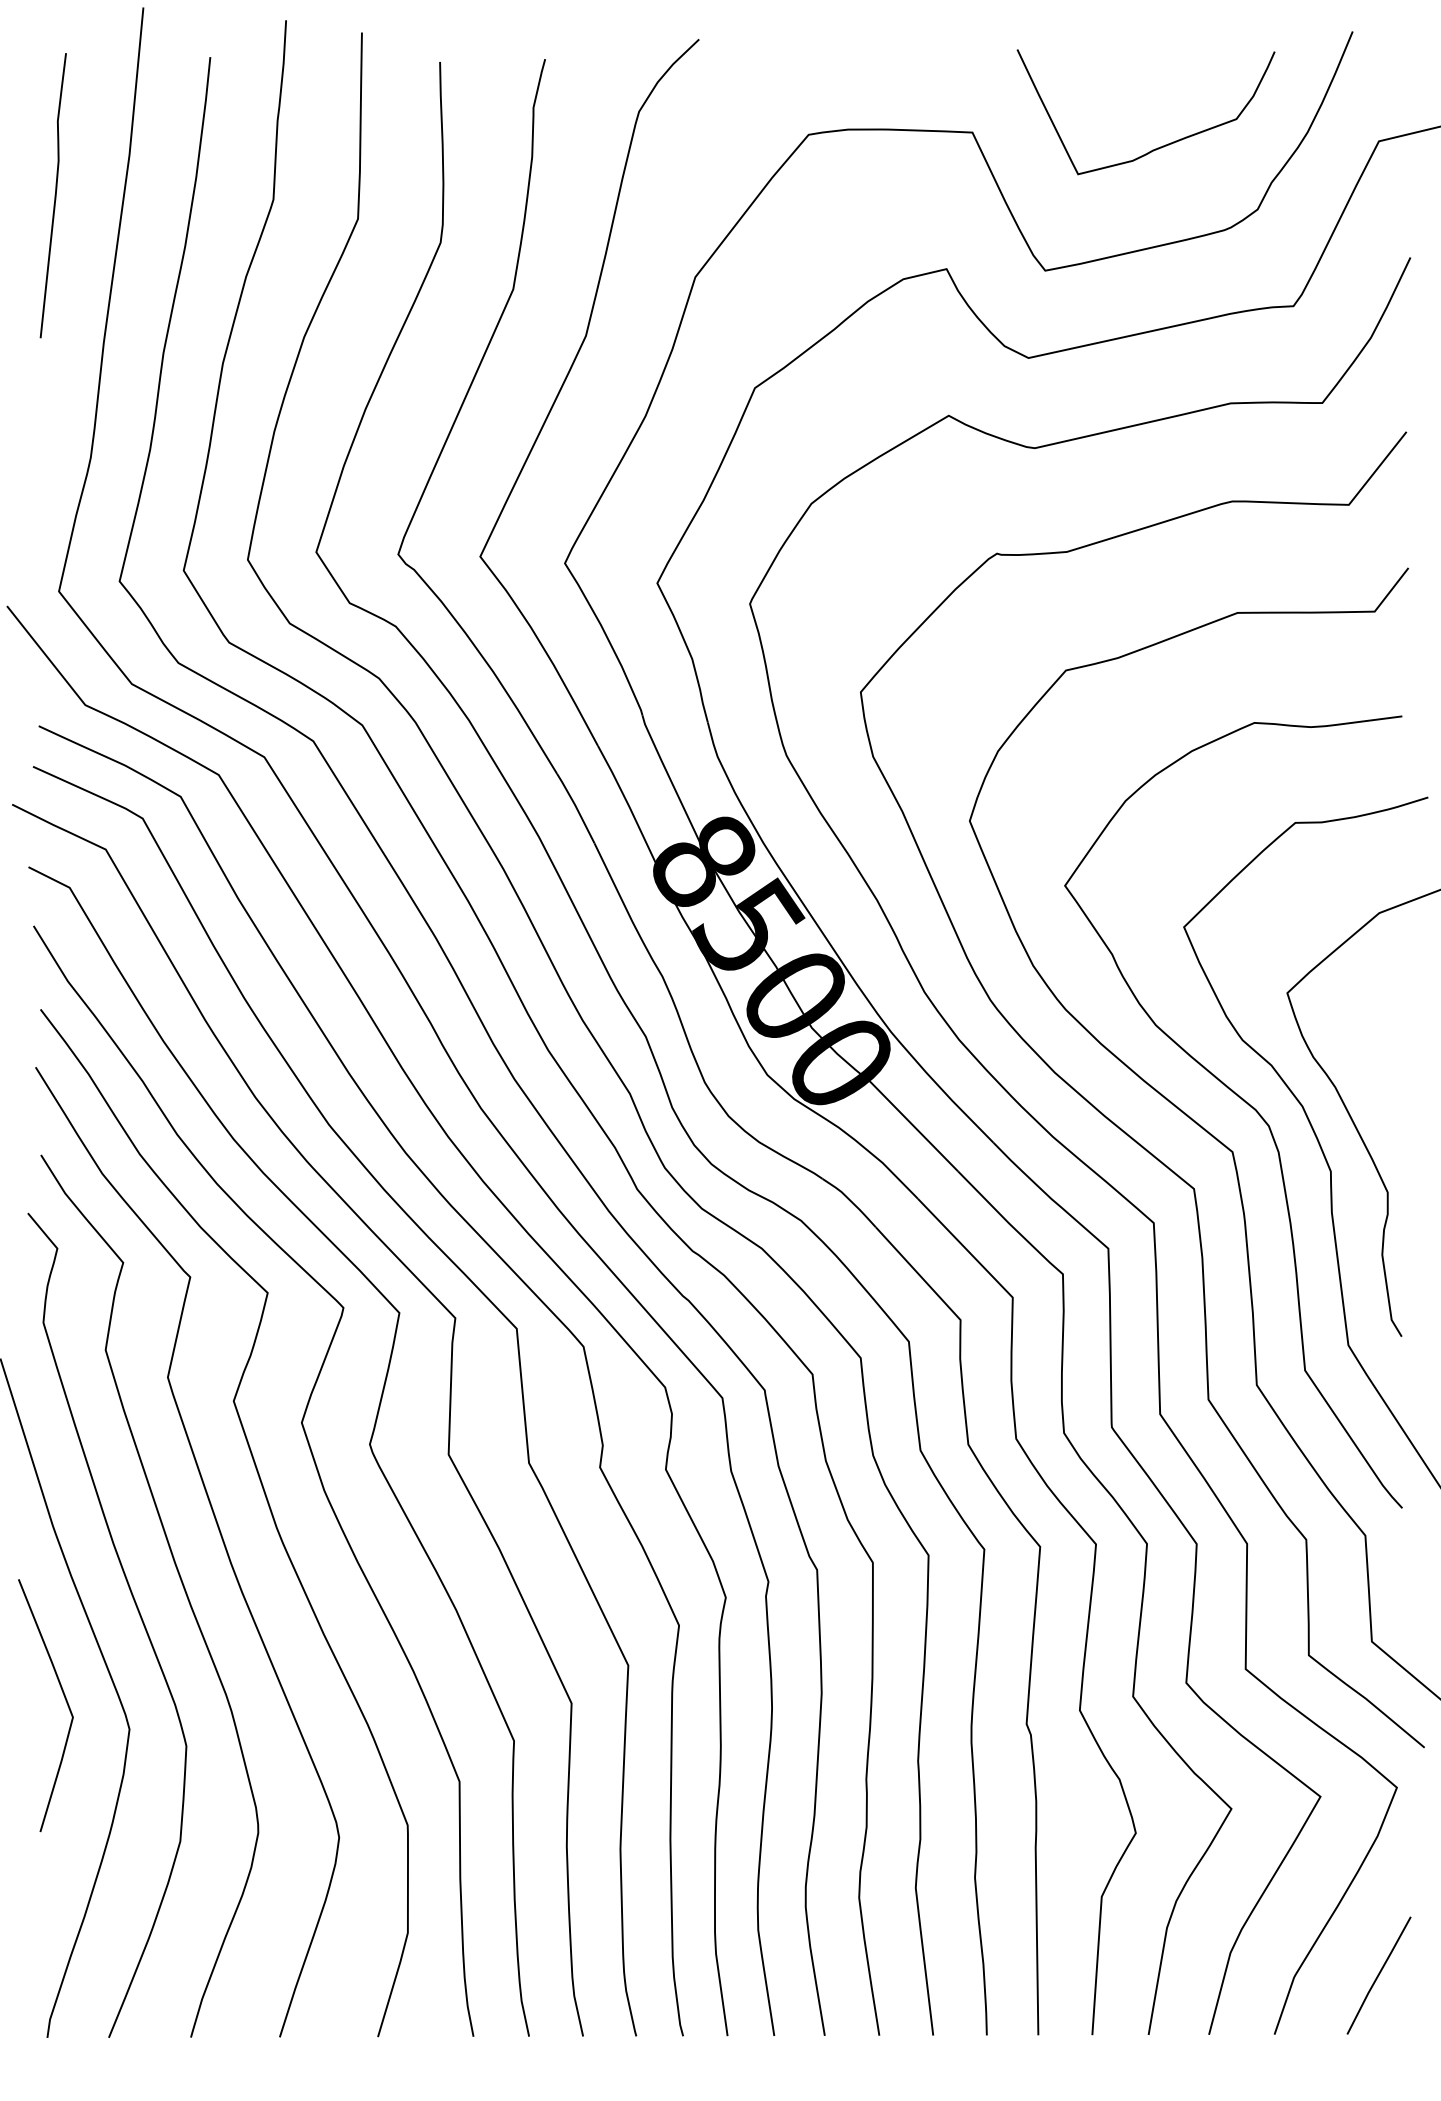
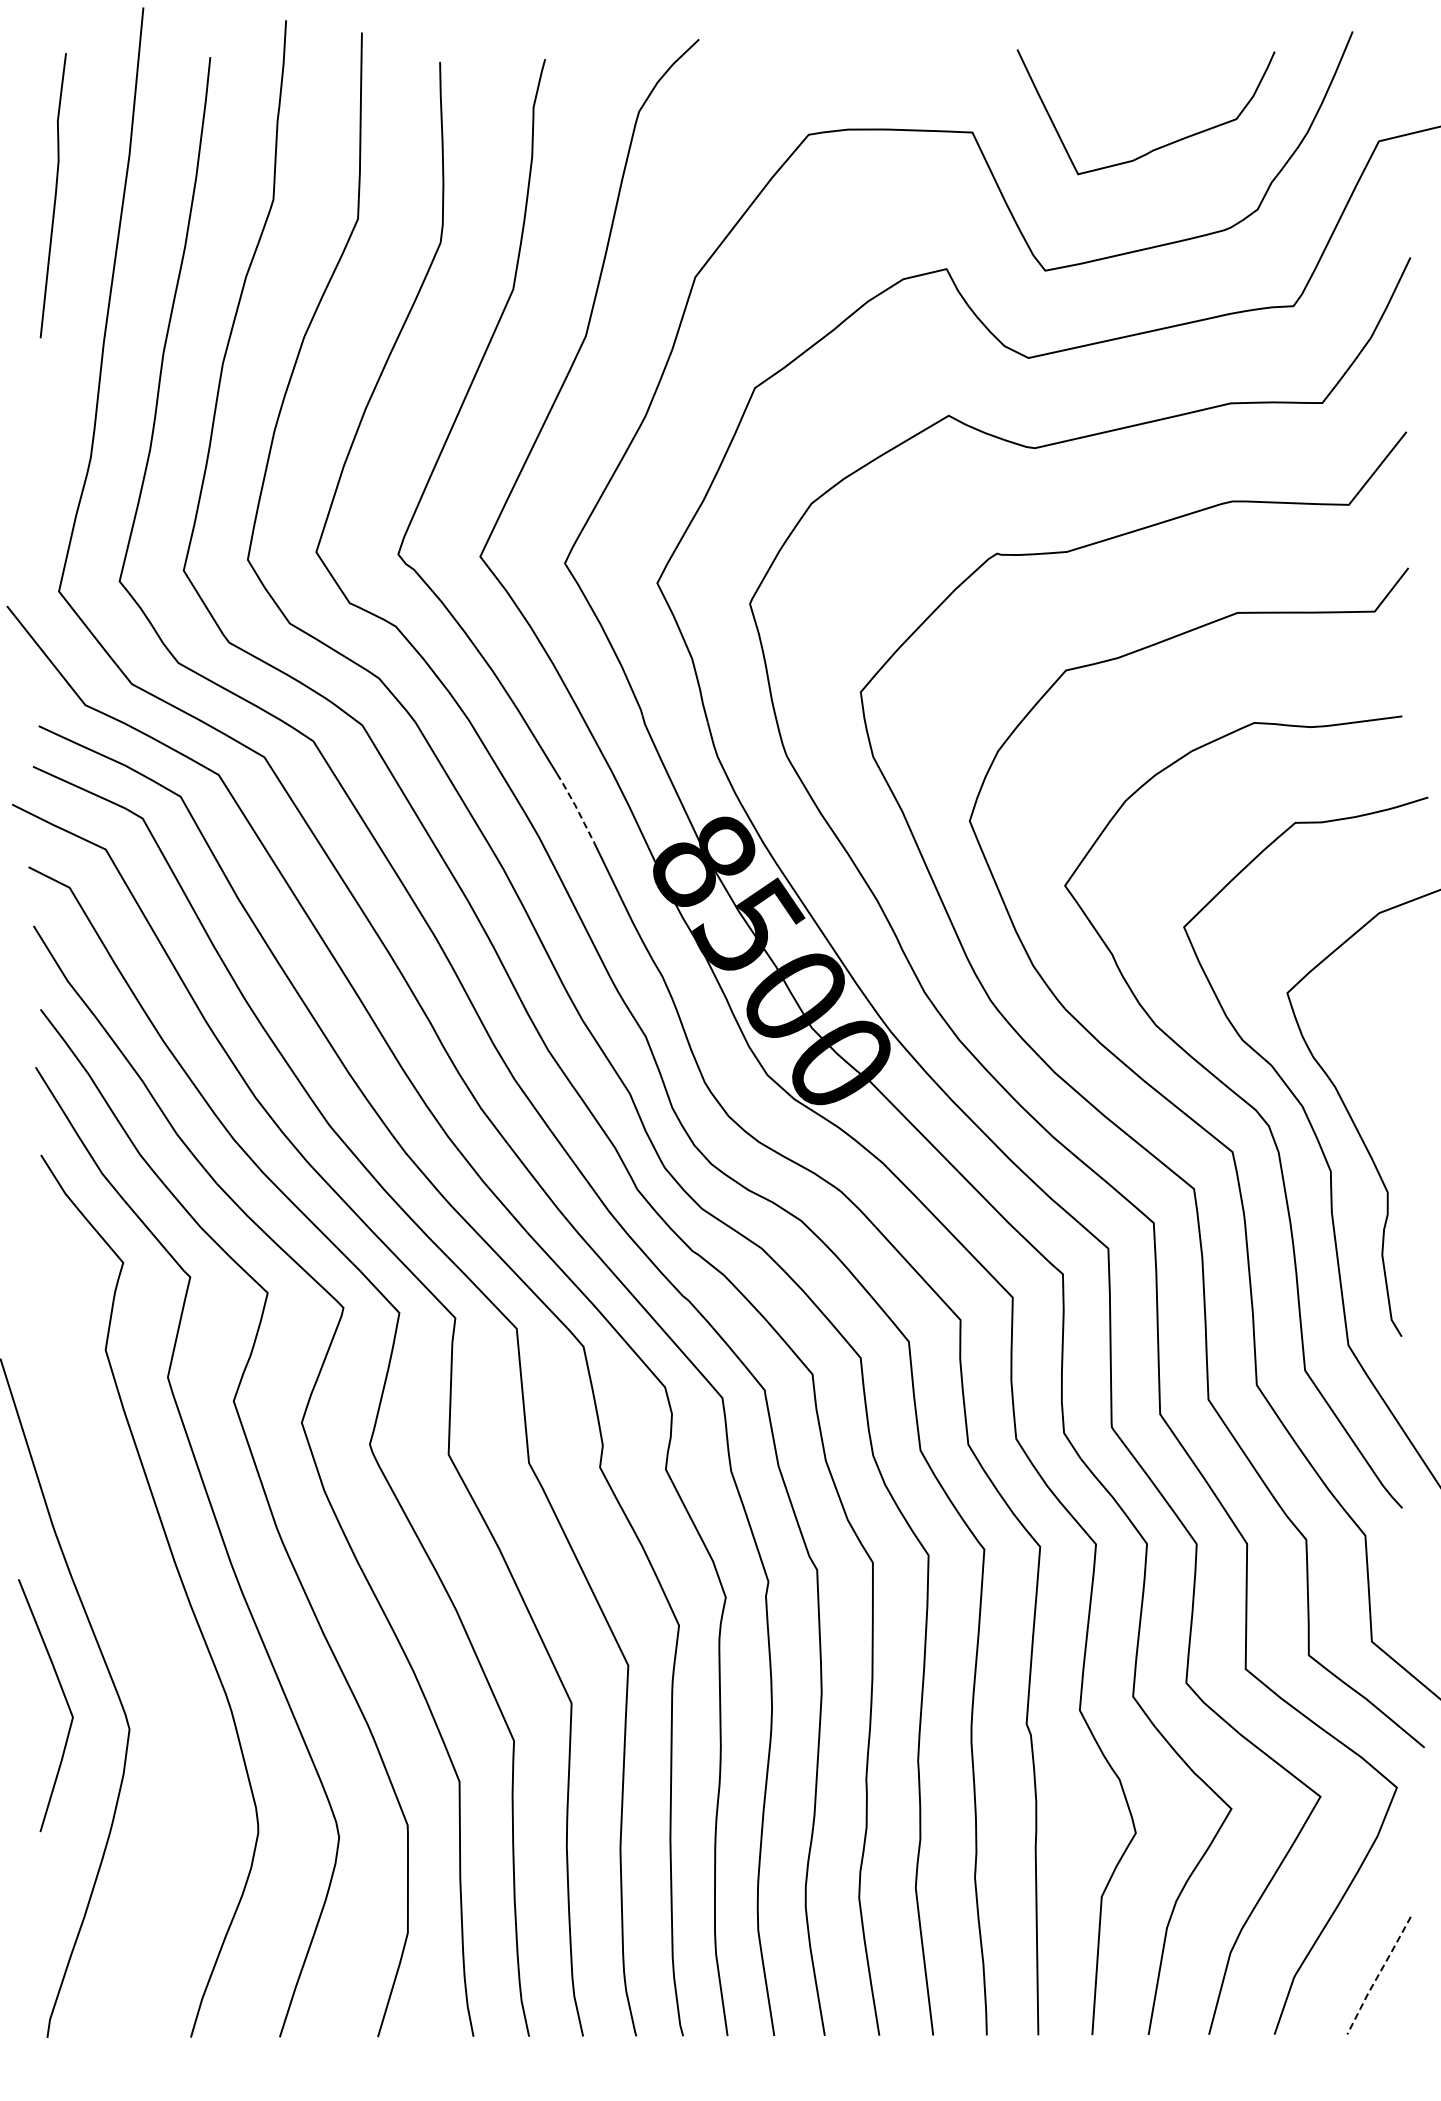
line: solid -> dashed (576, 806)
curve: present -> none (137, 1611)
line: solid -> dashed (1378, 1975)
